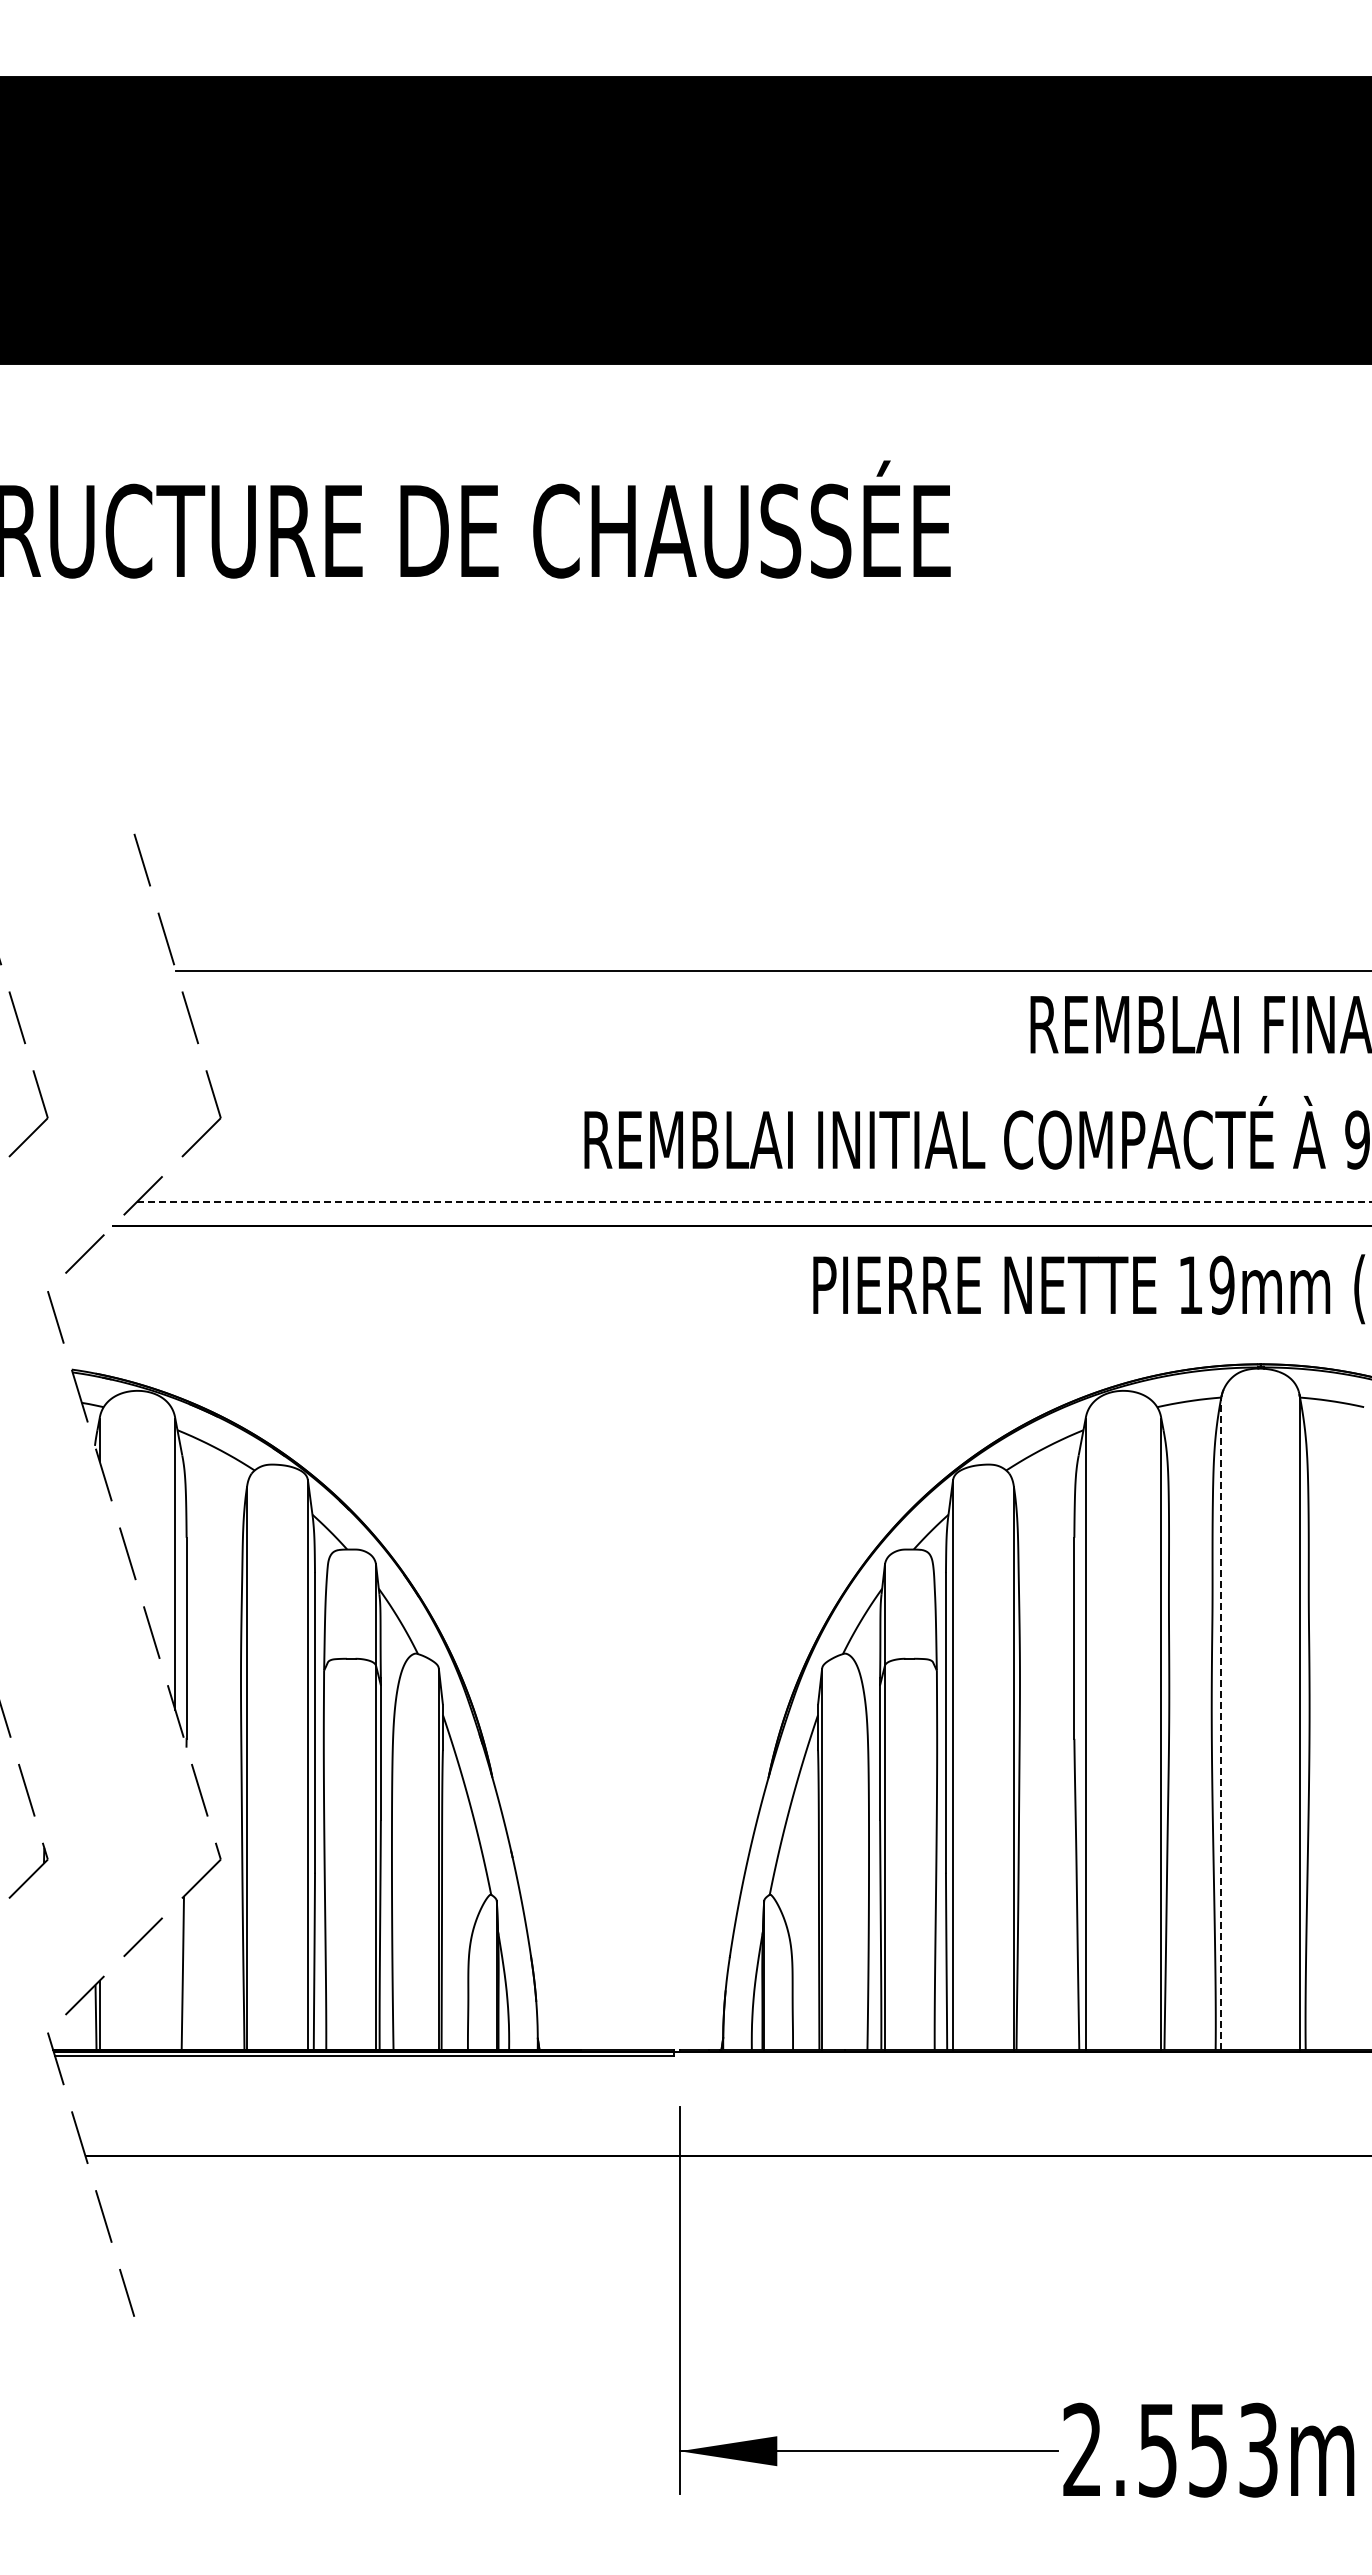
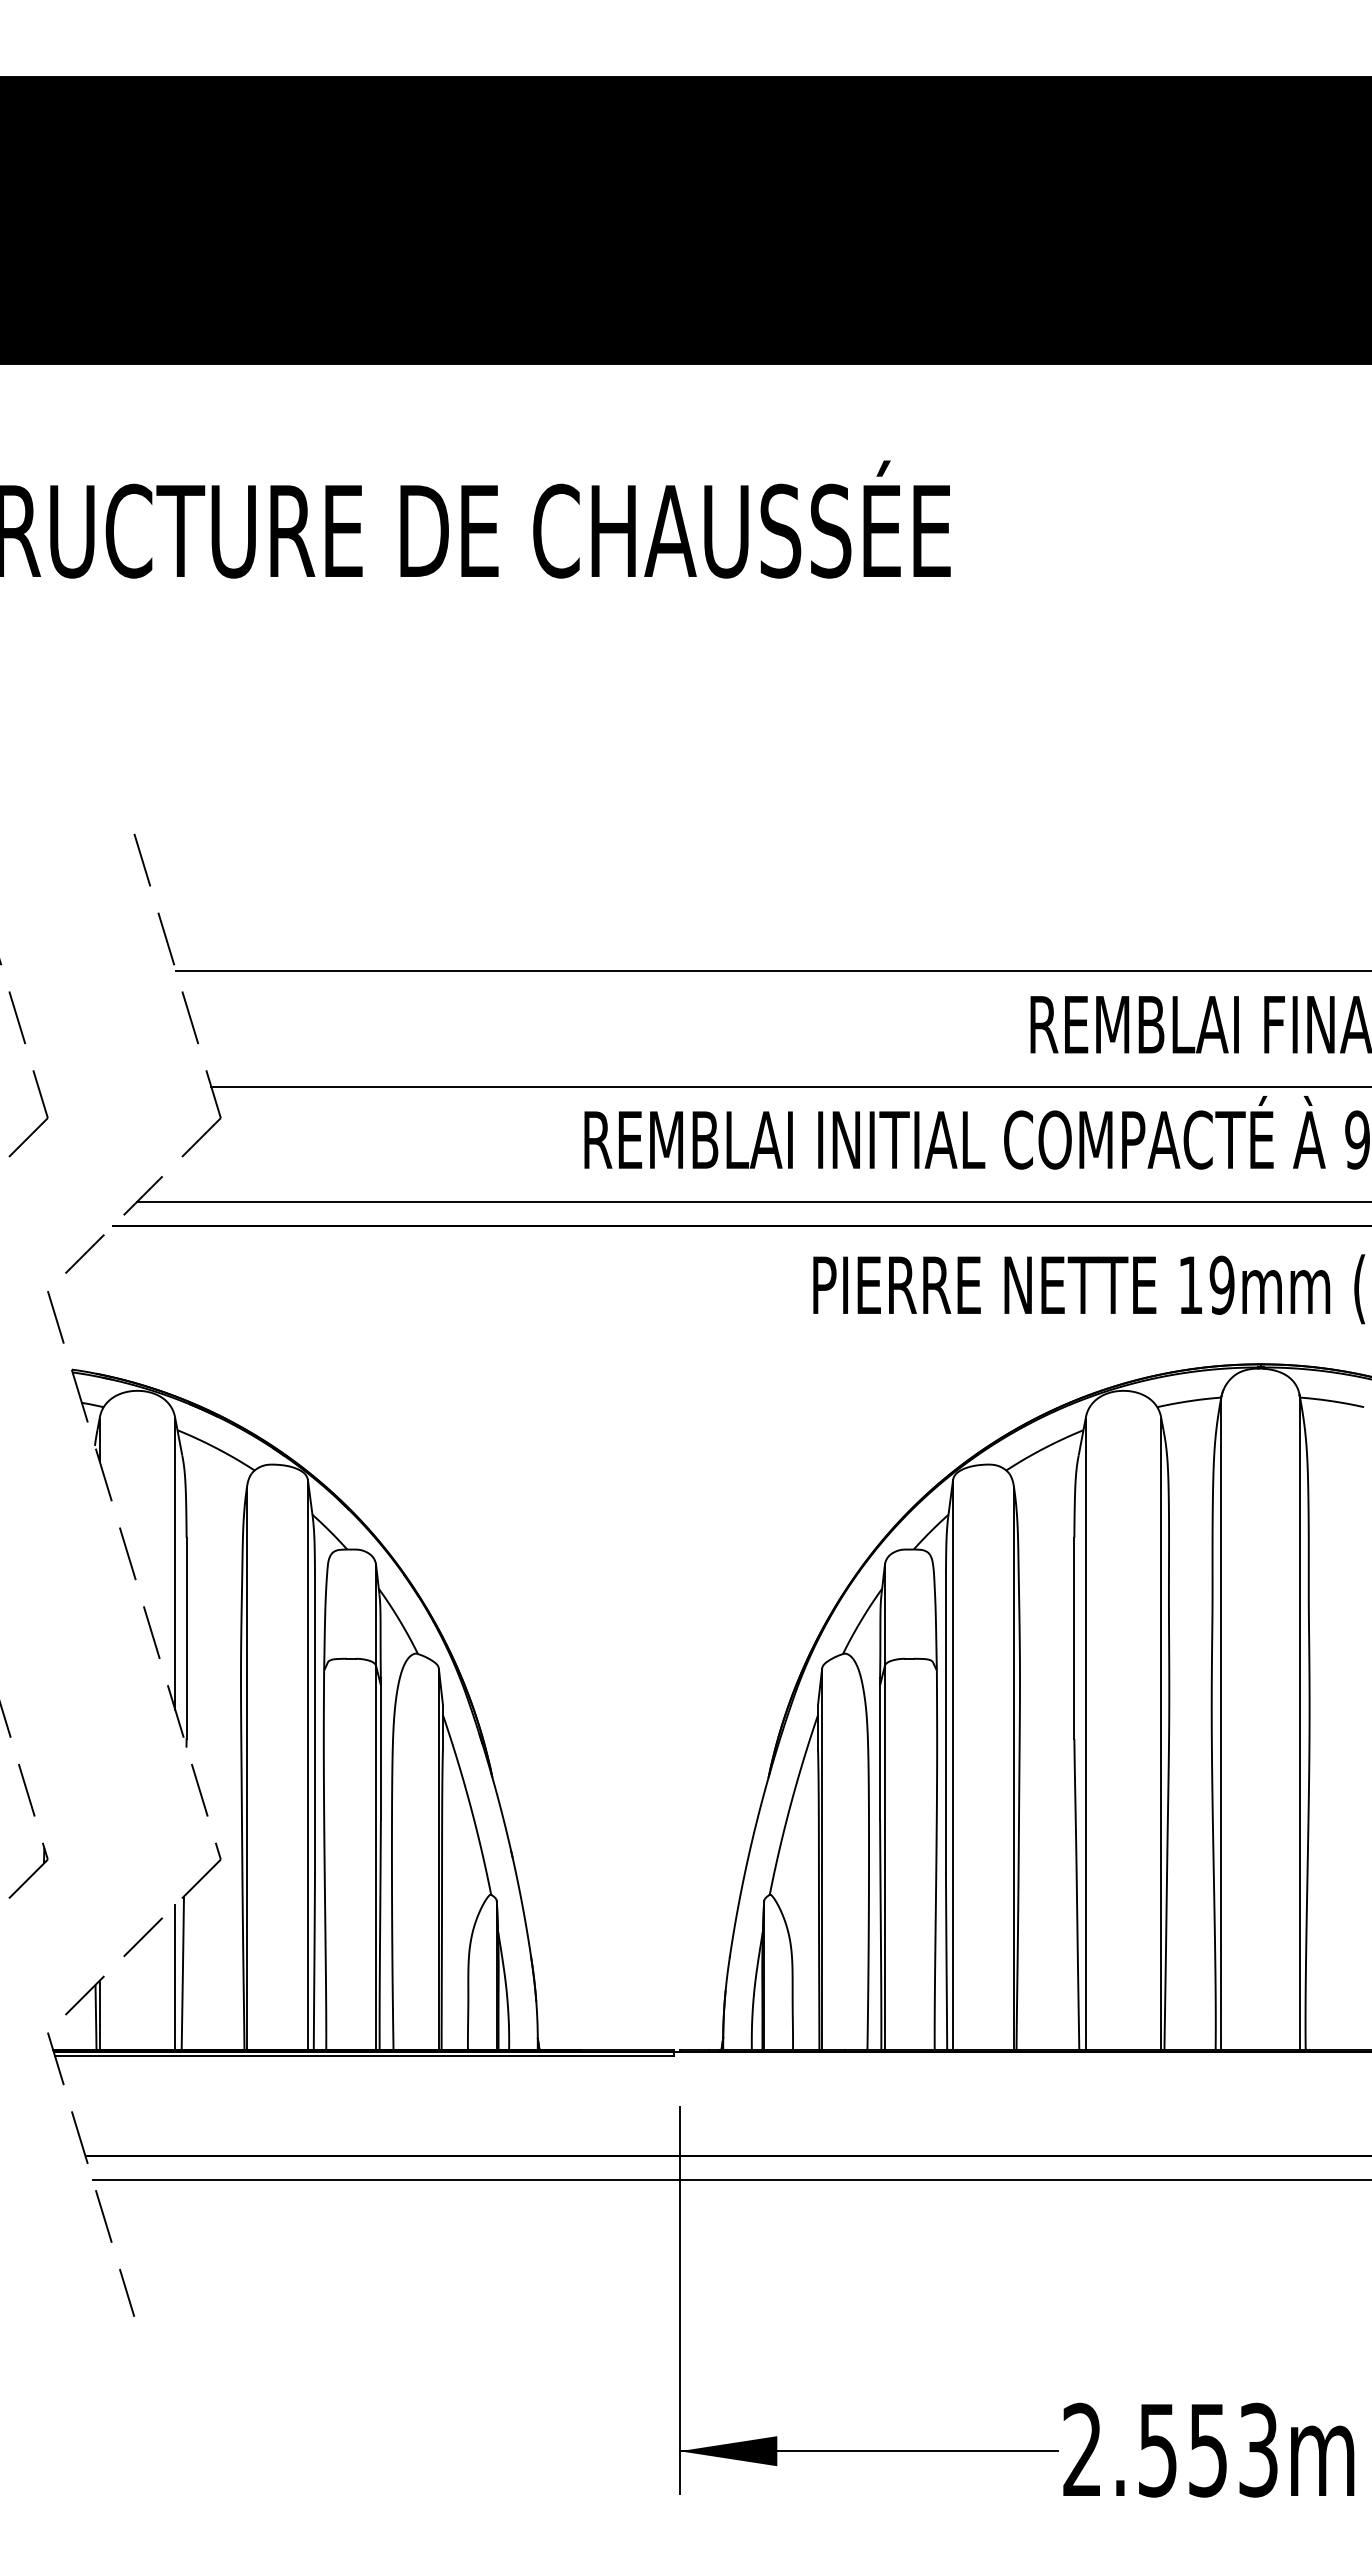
line: none -> present (789, 1086)
line: dashed -> solid (754, 1202)
line: dashed -> solid (1221, 1722)
line: none -> present (175, 1977)
line: none -> present (730, 2179)
